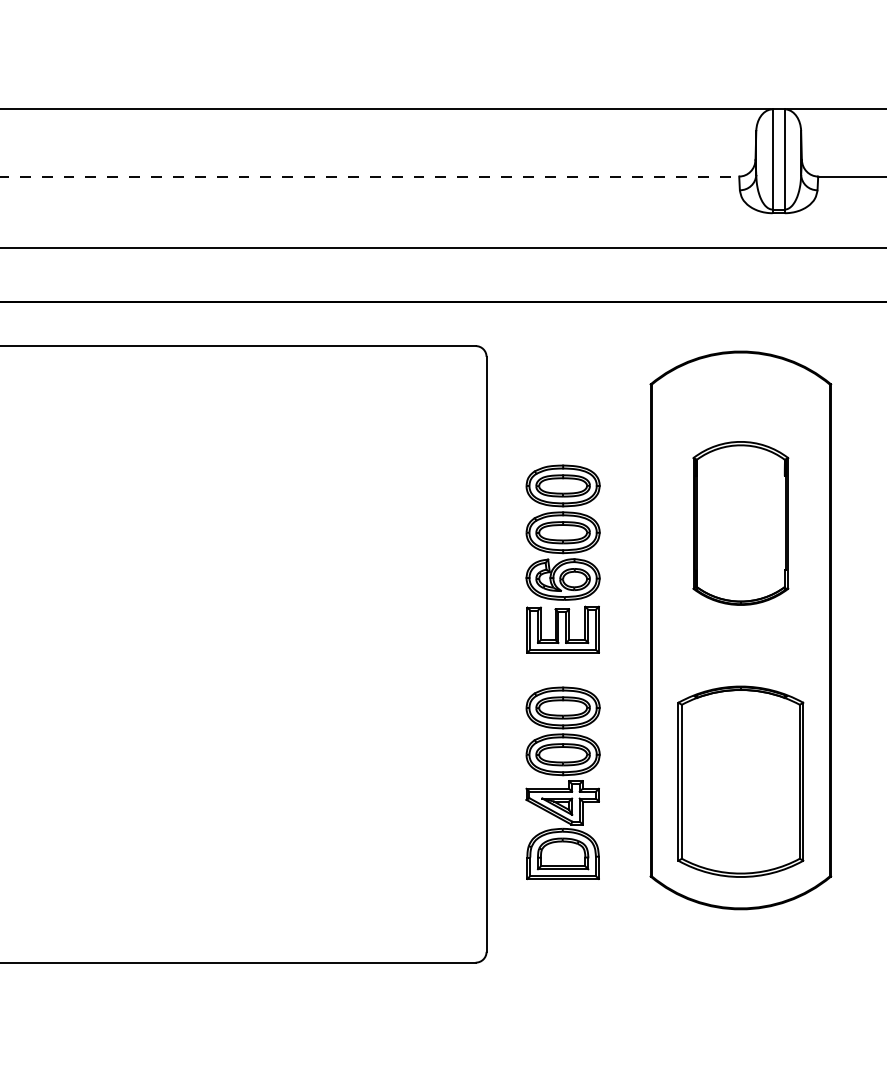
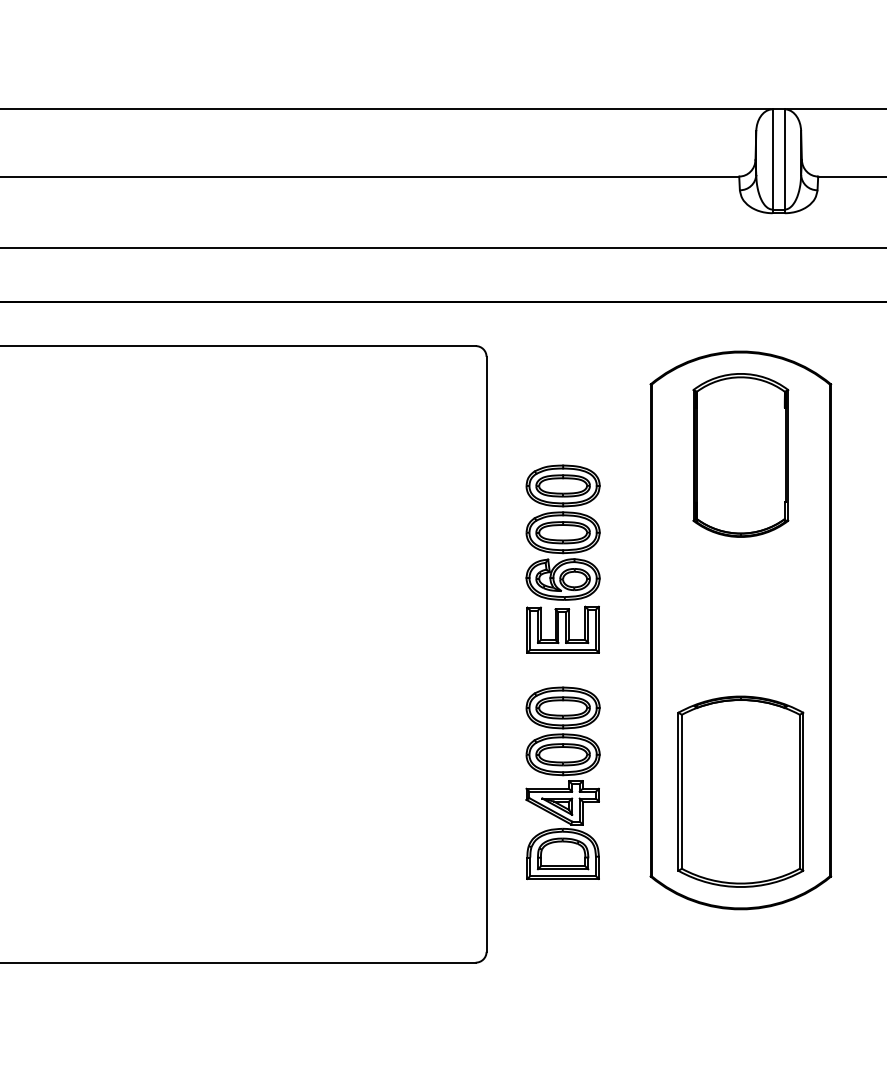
line: dashed -> solid (370, 176)
part position: (740, 523) -> (740, 455) (740, 455)
part position: (740, 781) -> (740, 791) (740, 791)
